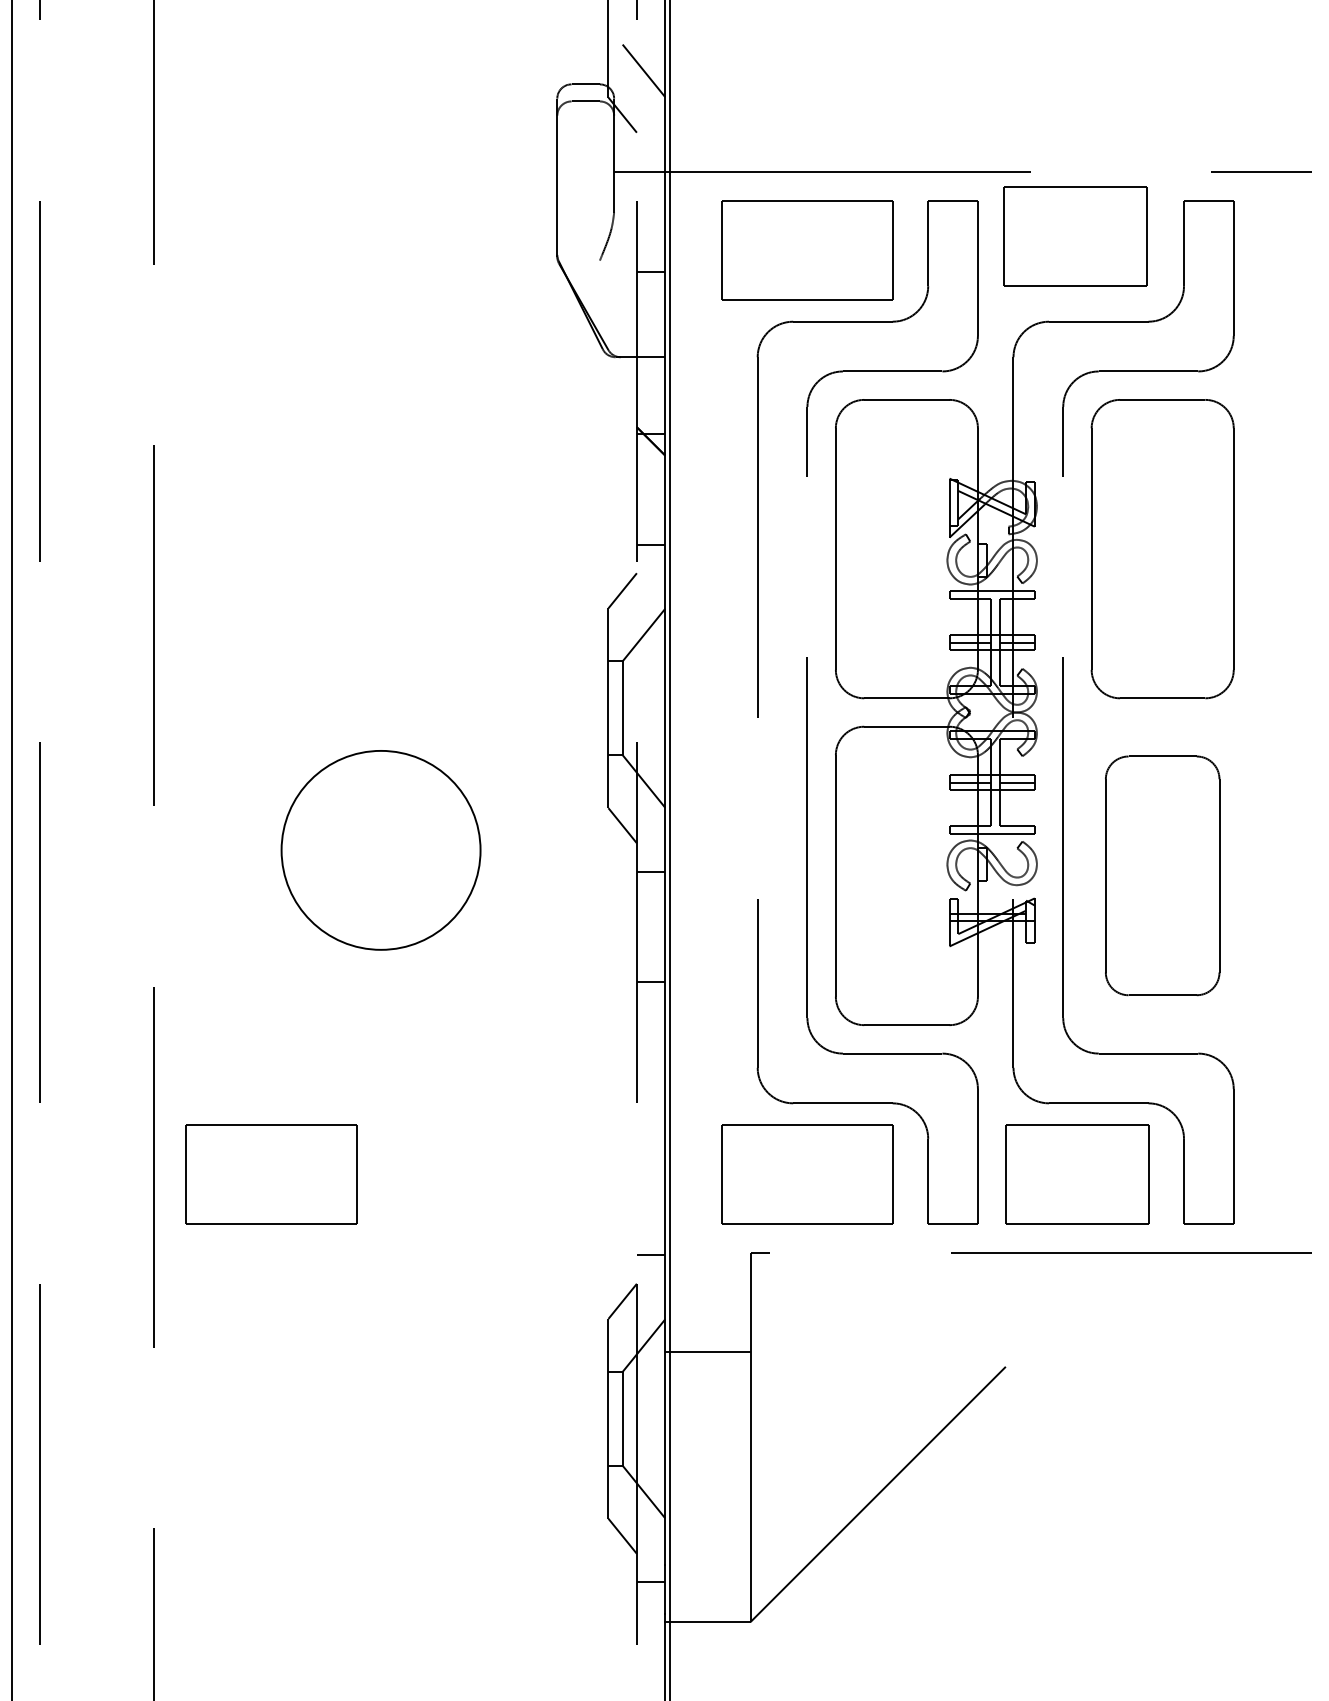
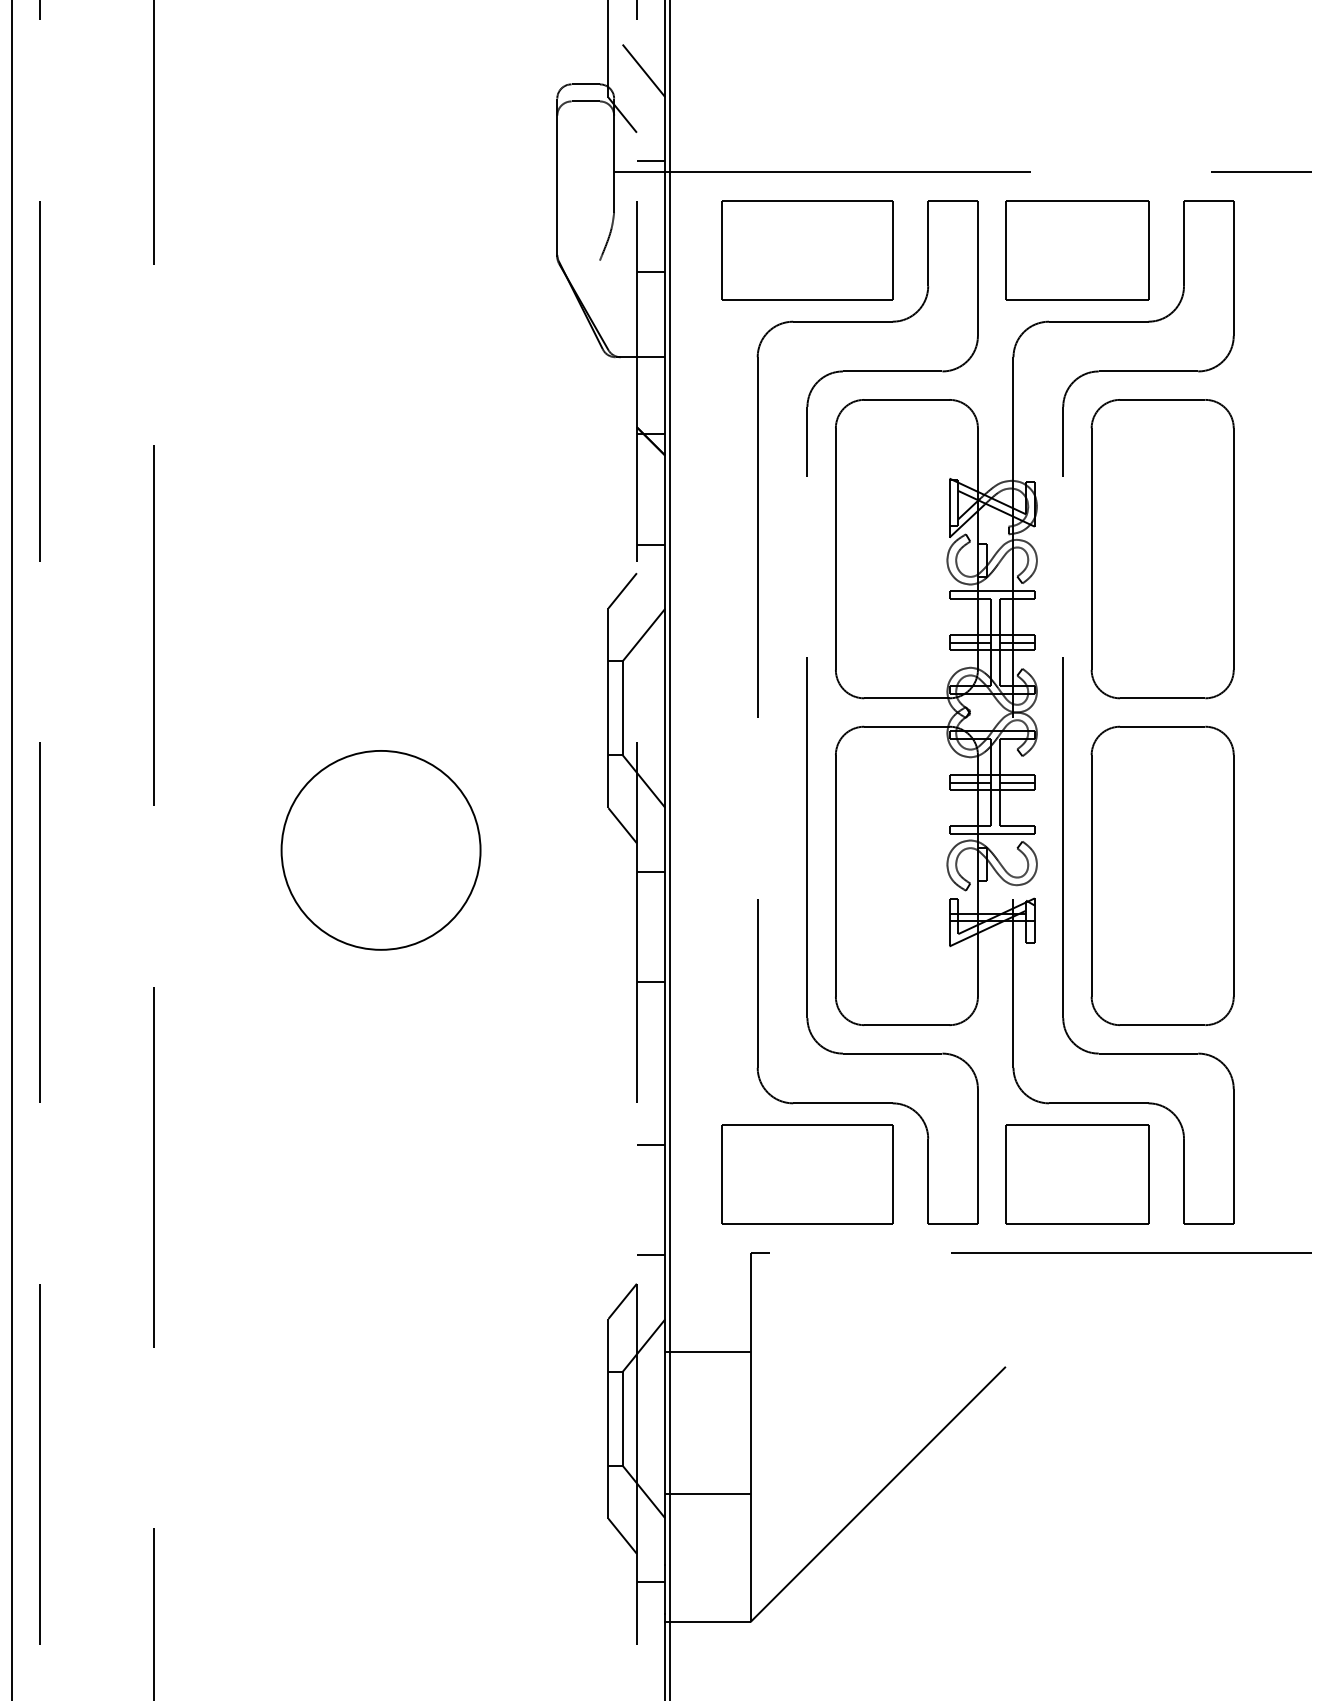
line: none -> present (650, 161)
part position: (1075, 236) -> (1077, 250) (1077, 250)
part size: 116x242 px -> 145x301 px (1162, 875)
line: none -> present (650, 1144)
part: present -> none (271, 1174)
line: none -> present (707, 1494)
